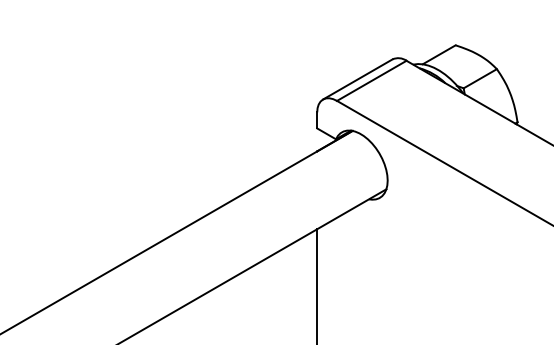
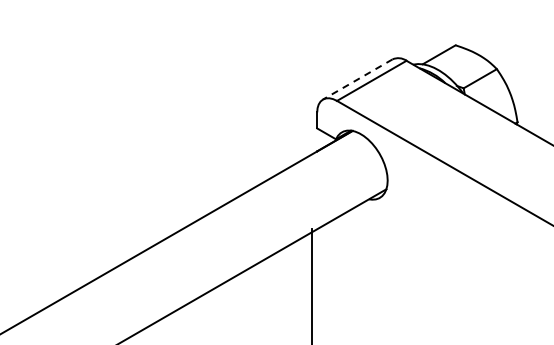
line: solid -> dashed (357, 79)
line position: (317, 285) -> (312, 285) (312, 285)
